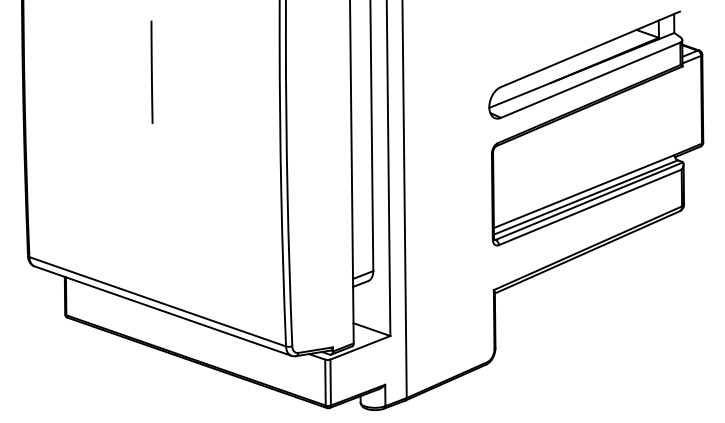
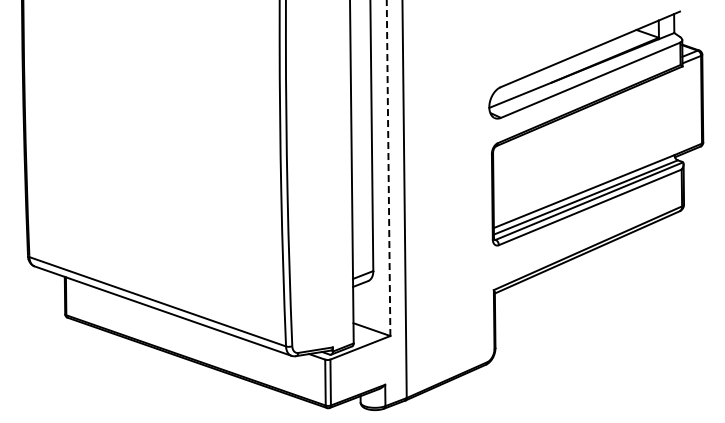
line: present -> none (151, 71)
line: solid -> dashed (388, 168)
